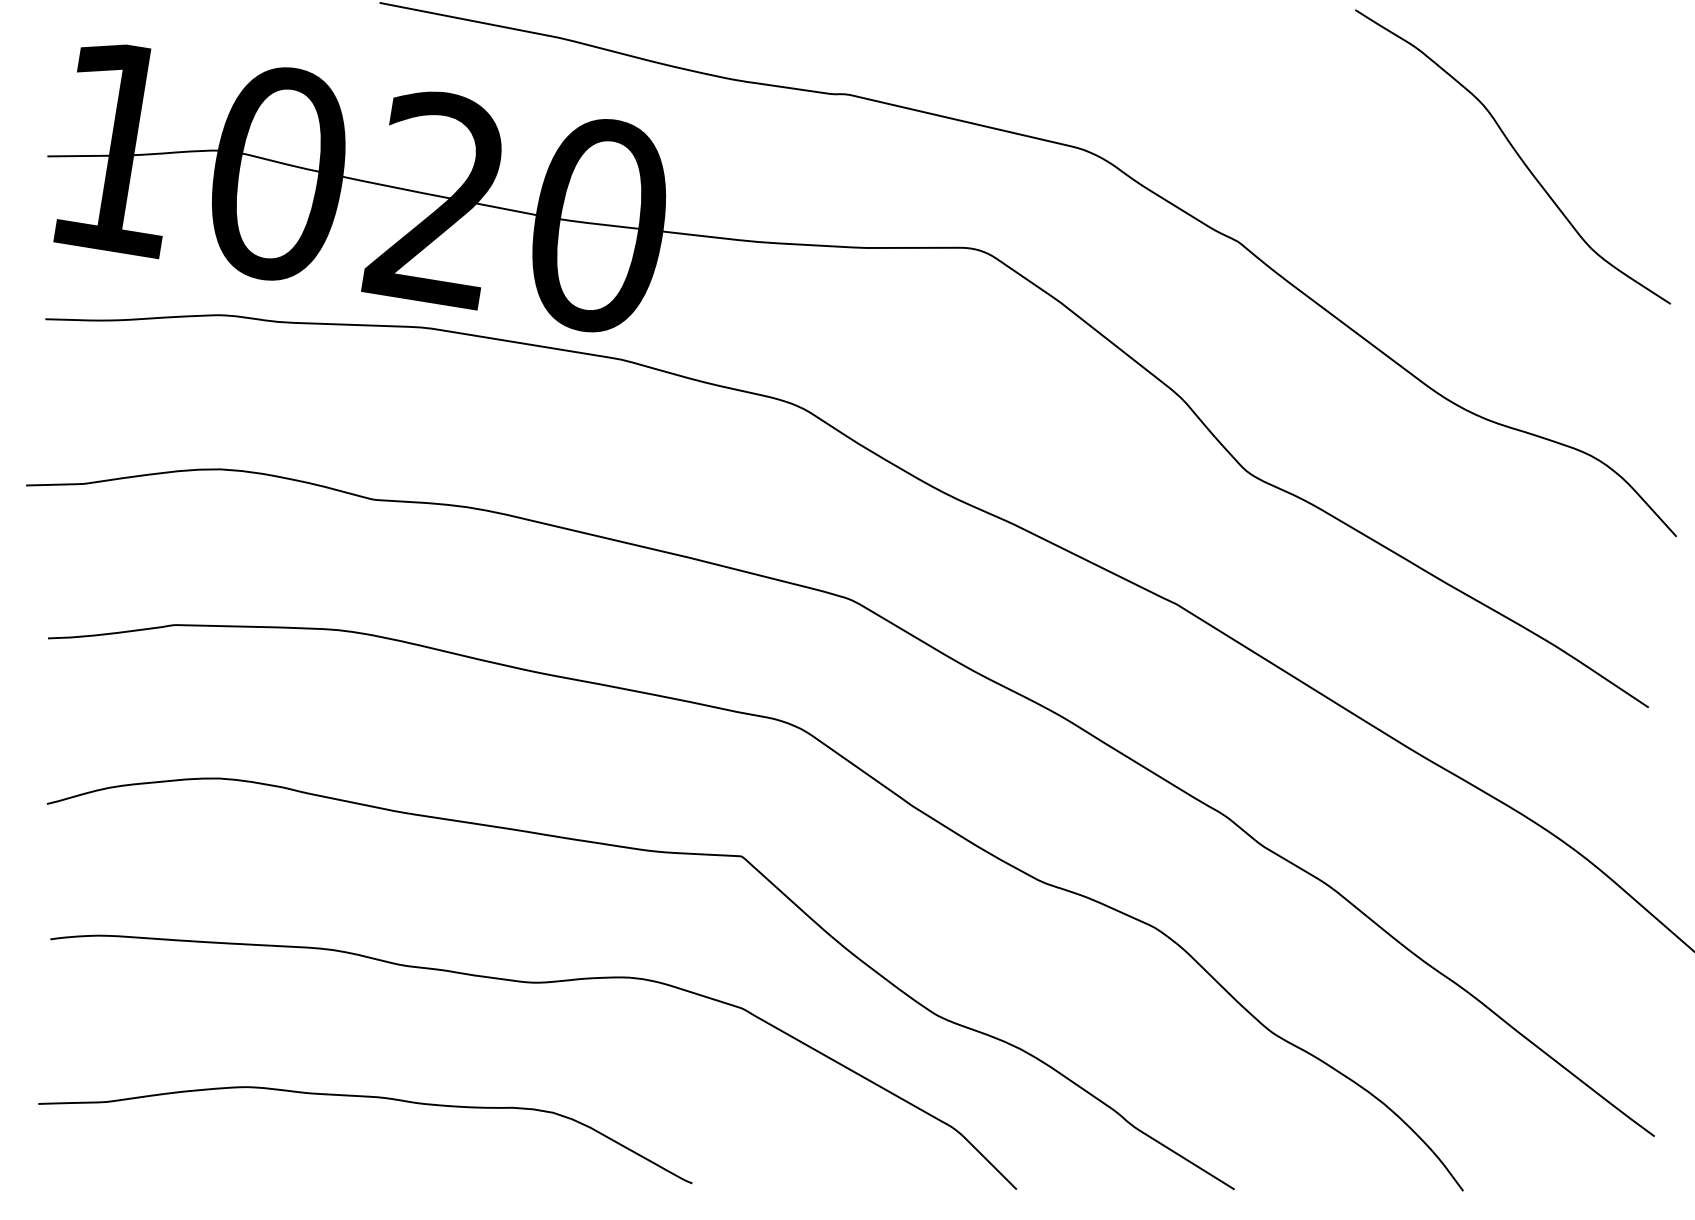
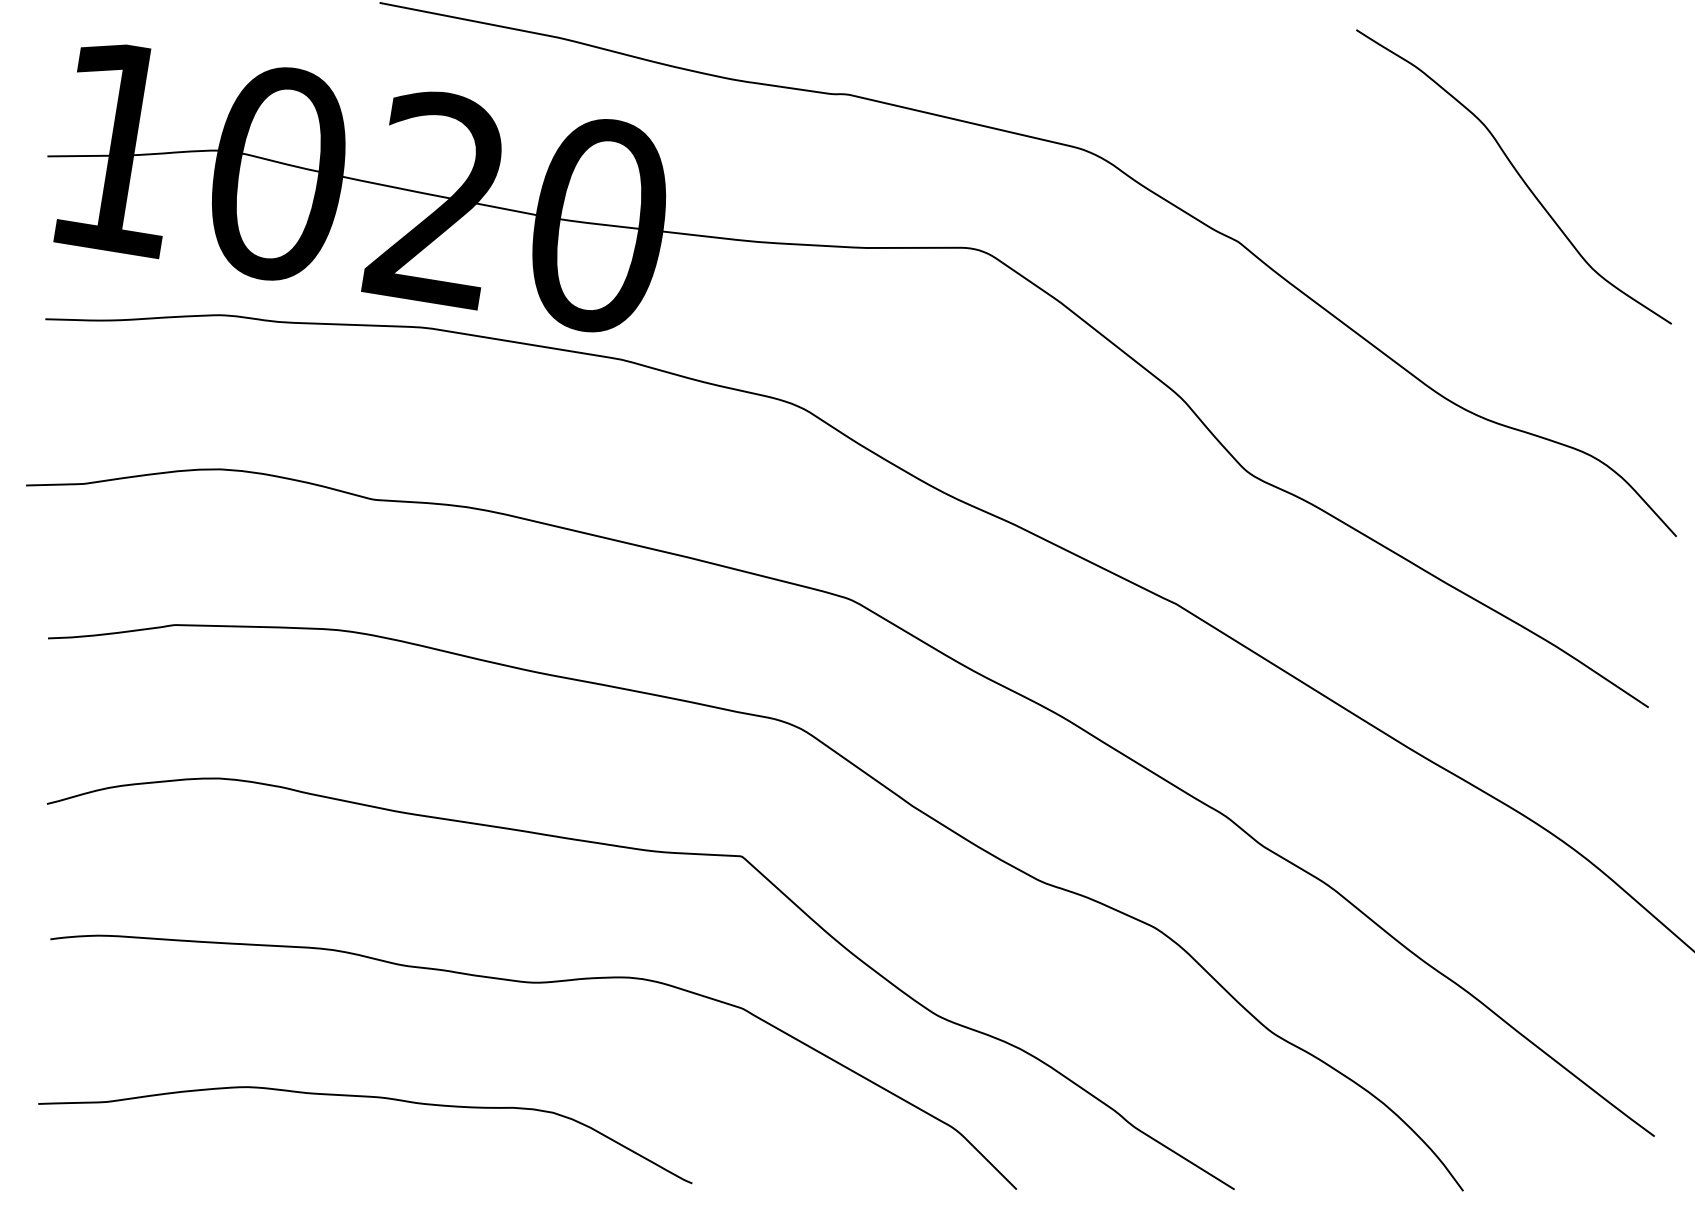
curve position: (1516, 154) -> (1517, 174) (1517, 174)
